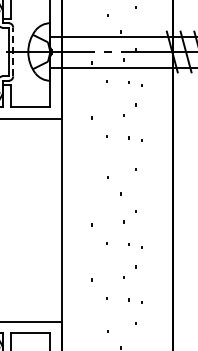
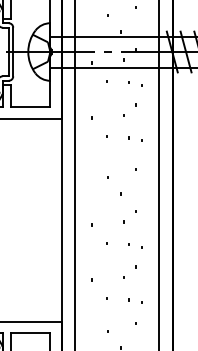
line: dashed -> solid (13, 51)
line: none -> present (75, 174)
line: none -> present (159, 174)
